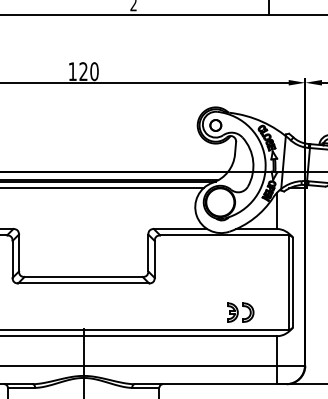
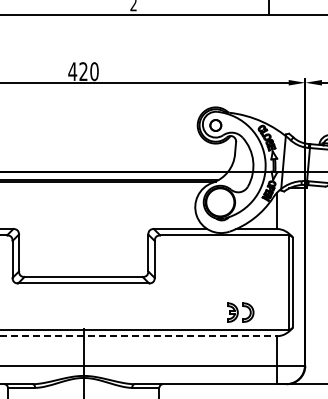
text: 120 -> 420 (72, 71)
line: present -> none (102, 188)
line: solid -> dashed (139, 336)
